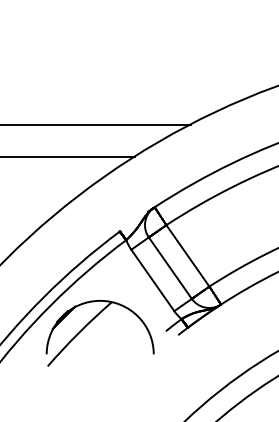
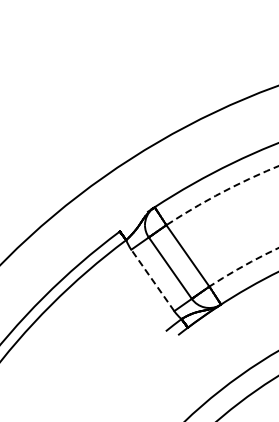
line: present -> none (96, 125)
line: present -> none (68, 157)
arc: solid -> dashed (220, 193)
arc: solid -> dashed (242, 266)
line: solid -> dashed (152, 280)
part: present -> none (90, 323)
